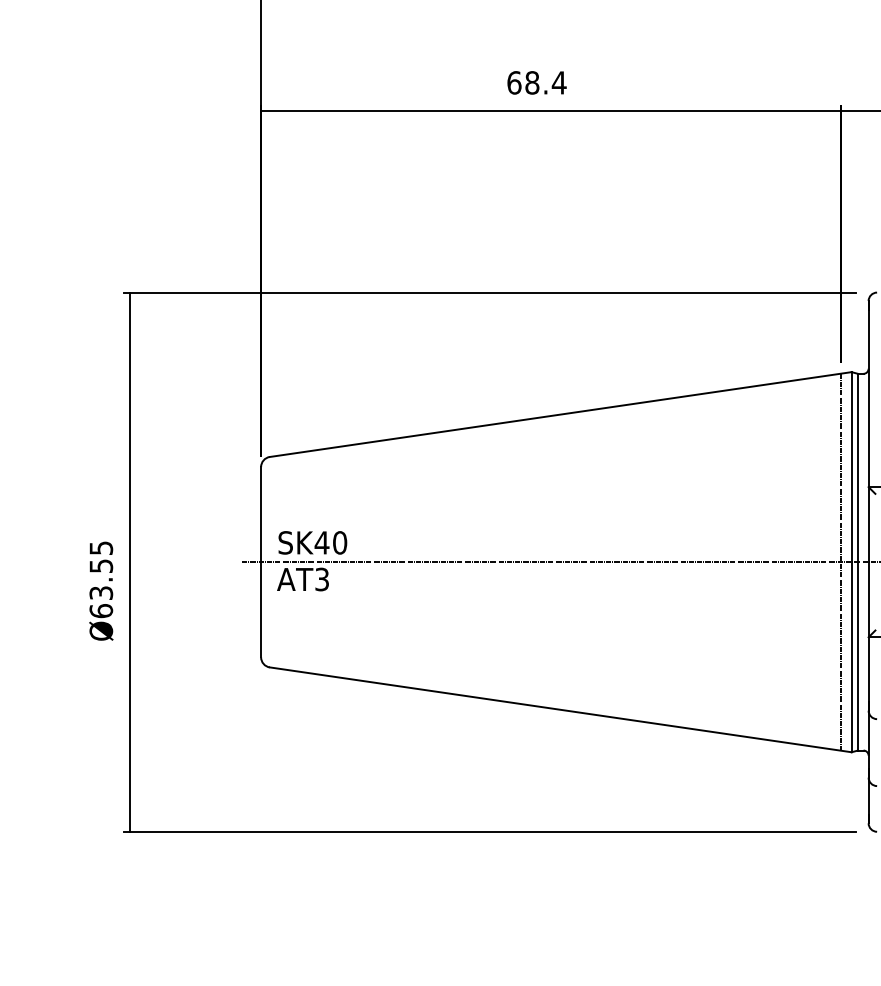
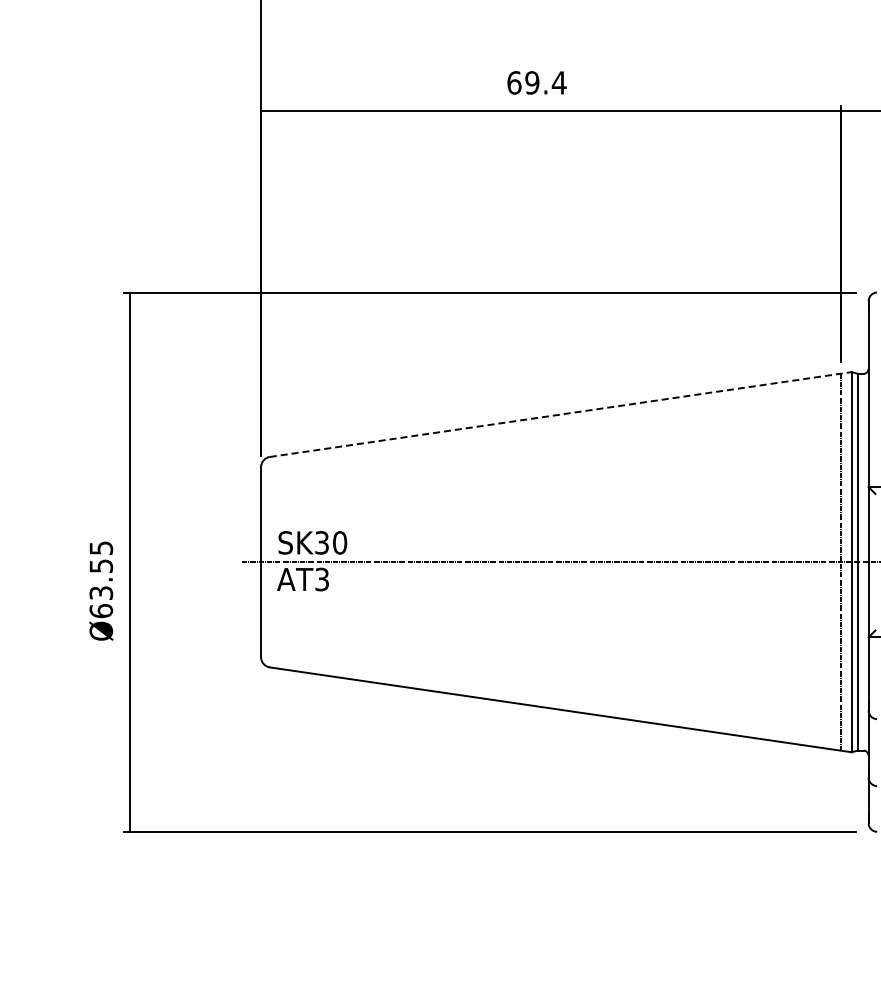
text: 68.4 -> 69.4 (532, 82)
line: solid -> dashed (560, 414)
text: SK40 -> SK30 (321, 542)
